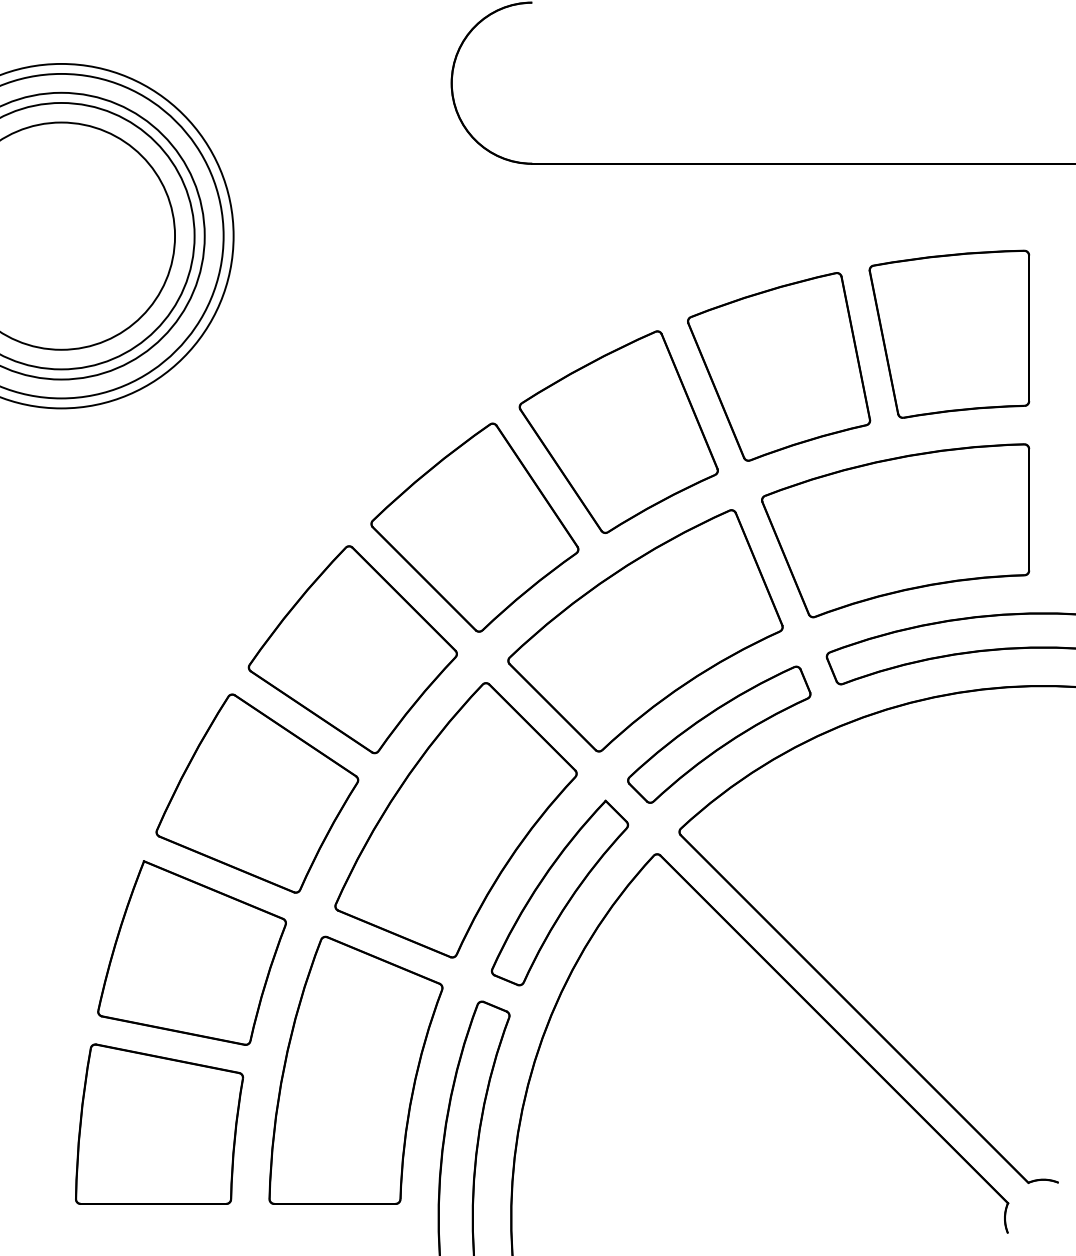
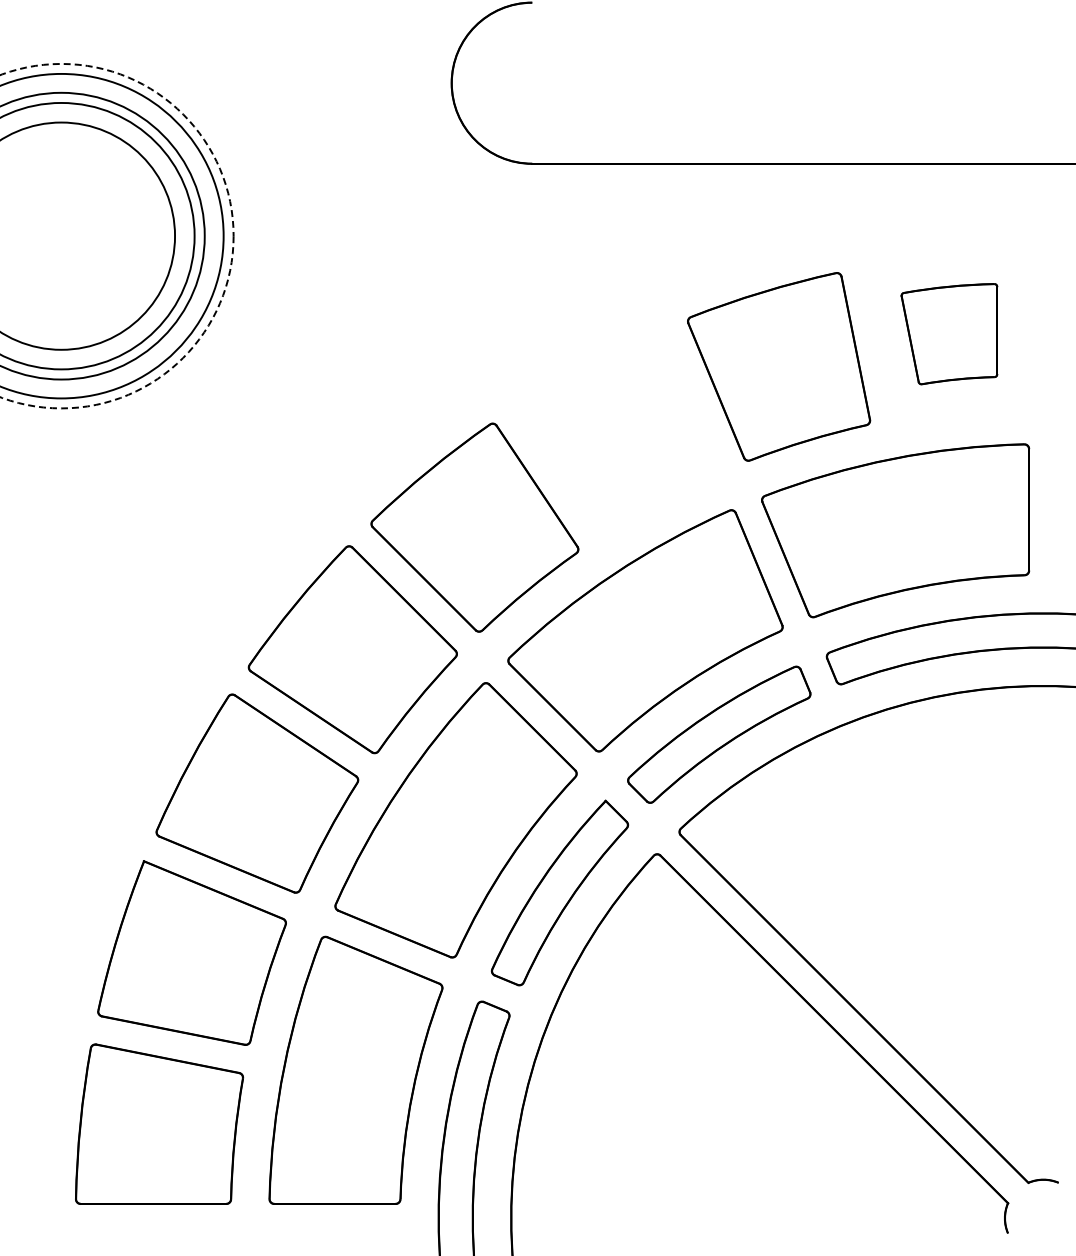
circle: solid -> dashed (116, 235)
part size: 163x170 px -> 99x103 px (949, 334)
part: present -> none (618, 431)
